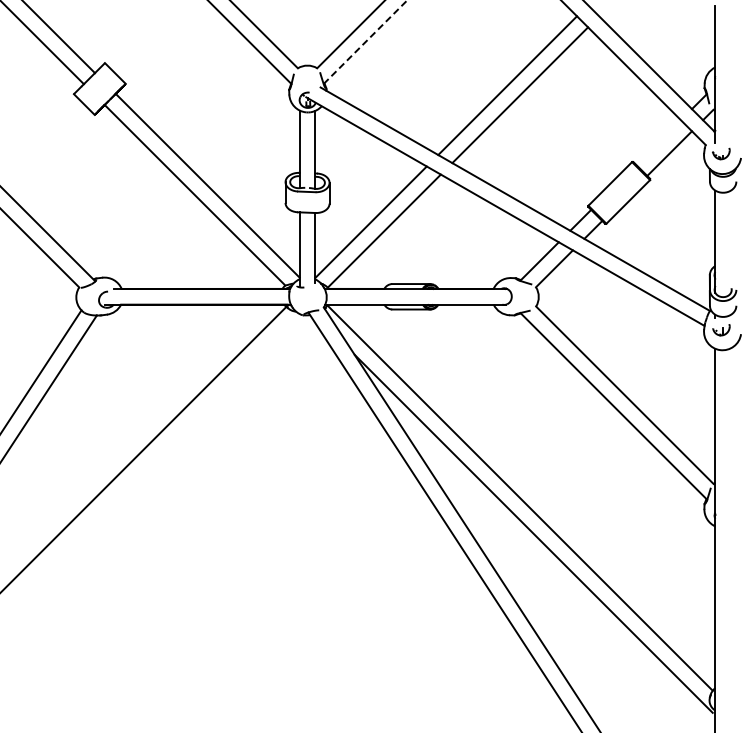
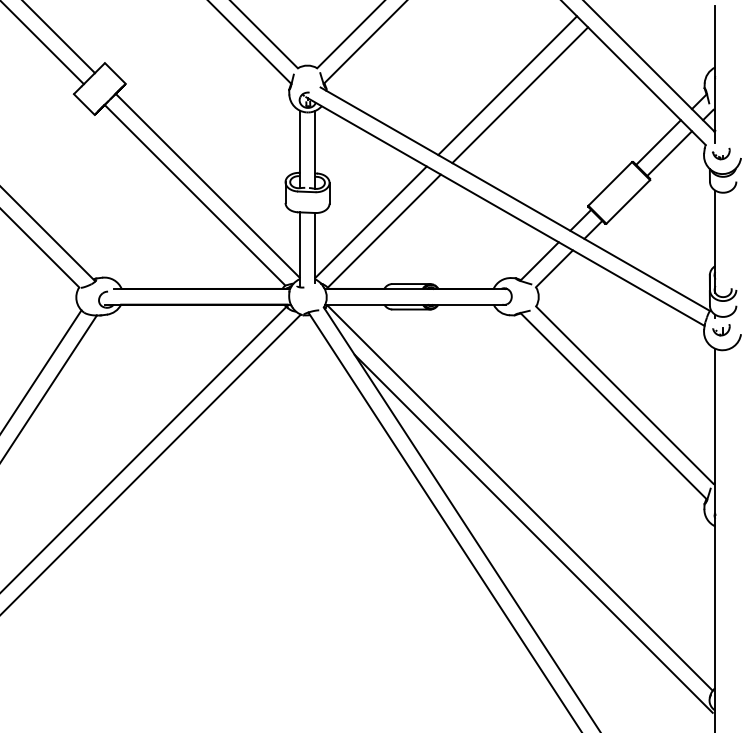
line: dashed -> solid (365, 41)
line: none -> present (658, 142)
line: none -> present (151, 463)
